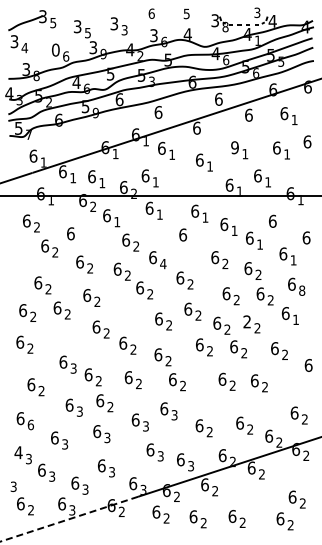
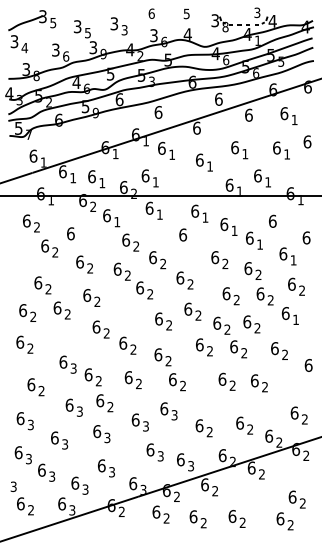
text: 0 -> 3 (55, 49)
text: 9 -> 6 (234, 147)
text: 4 -> 2 (163, 263)
text: 8 -> 2 (302, 290)
text: 2 -> 6 (247, 321)
text: 6 -> 3 (30, 424)
text: 4 -> 6 (18, 452)
line: dashed -> solid (68, 519)
